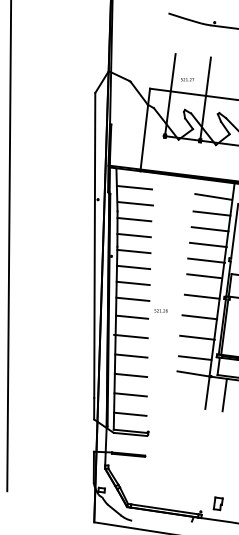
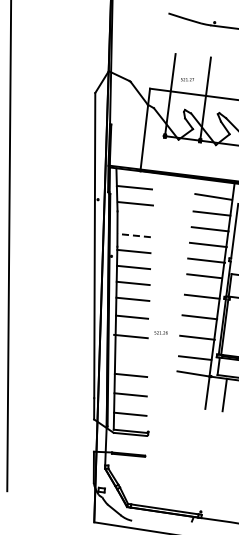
line: present -> none (134, 219)
line: solid -> dashed (134, 235)
text position: (160, 310) -> (160, 332) (160, 332)
line: present -> none (131, 355)
part: present -> none (217, 503)
